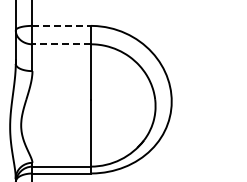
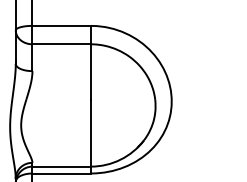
line: dashed -> solid (62, 25)
line: dashed -> solid (61, 44)
